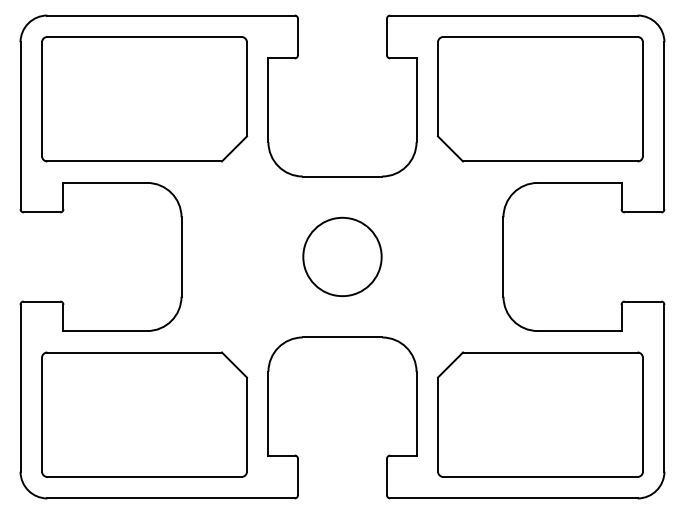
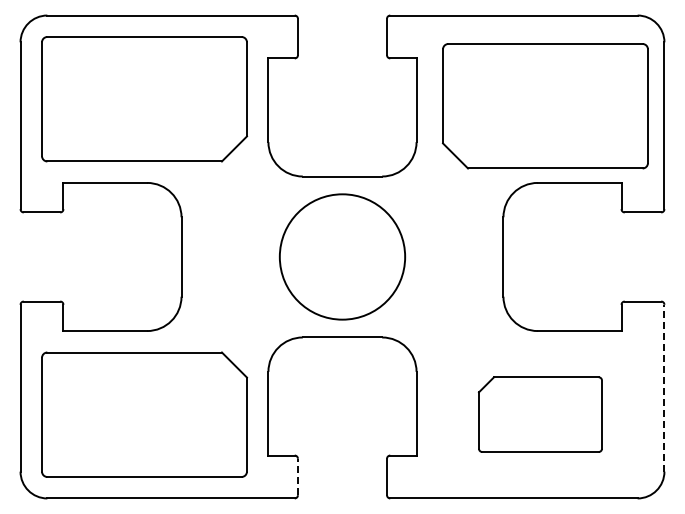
part position: (540, 99) -> (545, 106) (545, 106)
circle diameter: 78 px -> 125 px (342, 256)
line: solid -> dashed (664, 387)
part size: 207x127 px -> 125x77 px (540, 414)
line: solid -> dashed (297, 476)
